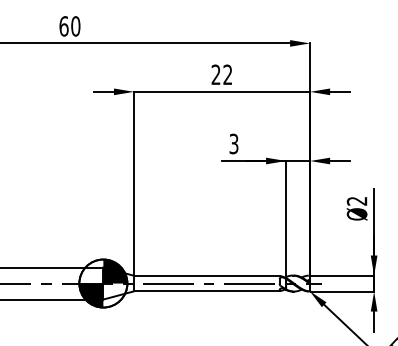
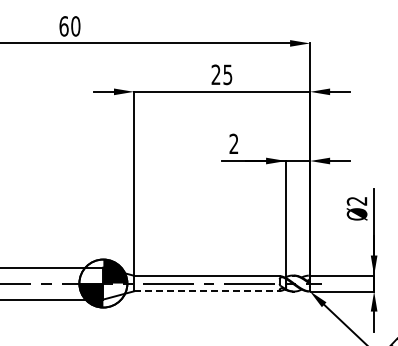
text: 22 -> 25 (227, 74)
text: 3 -> 2 (233, 144)
line: solid -> dashed (206, 291)
